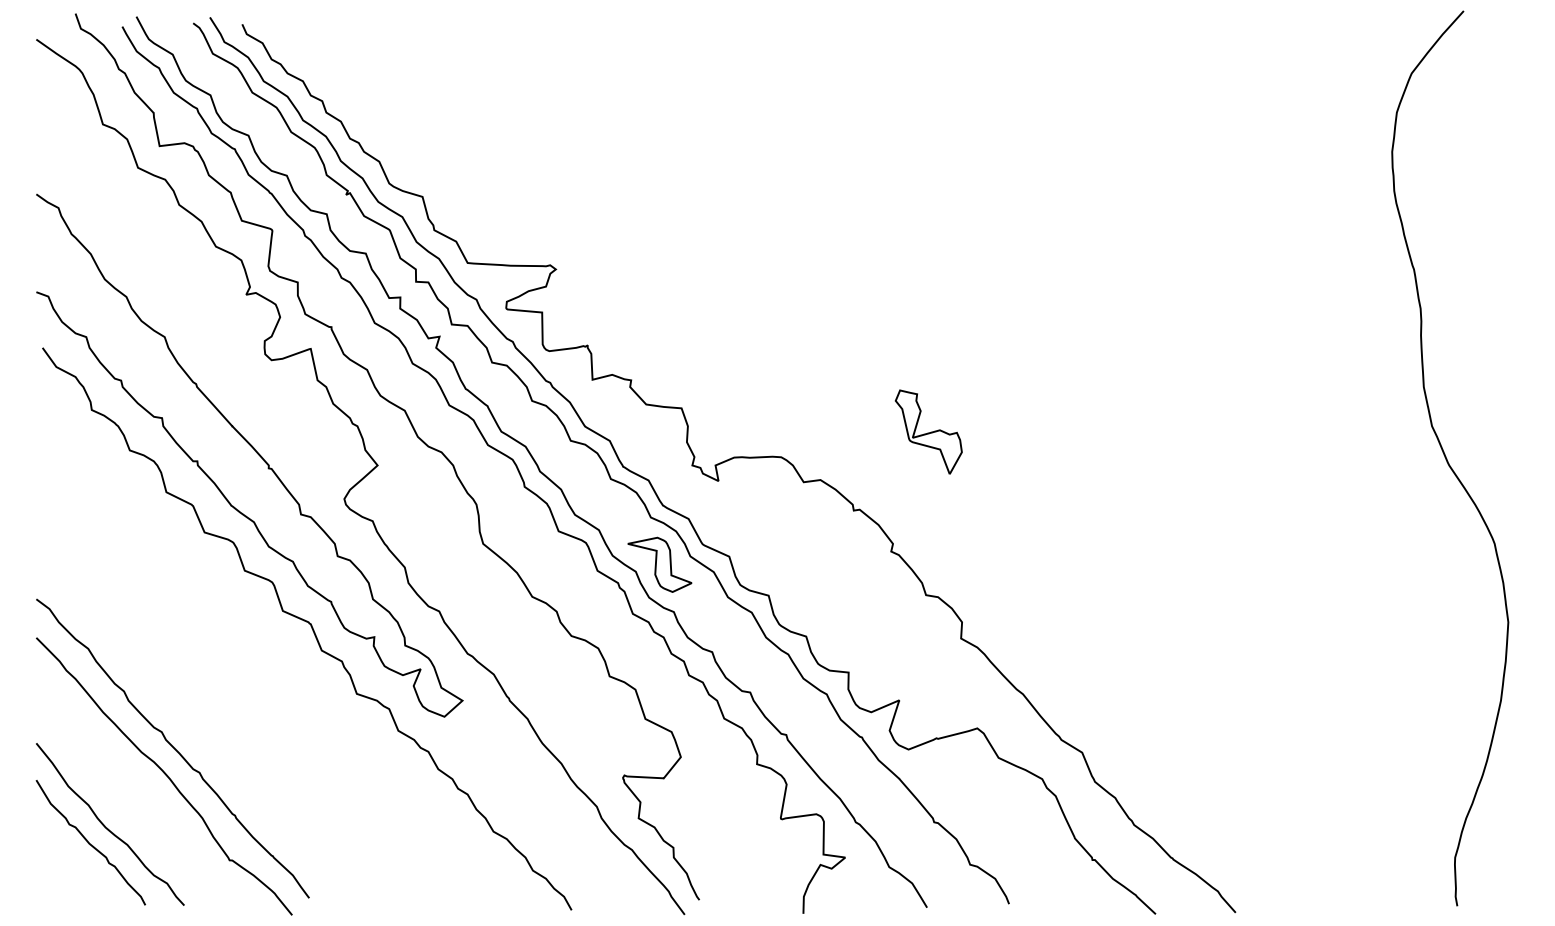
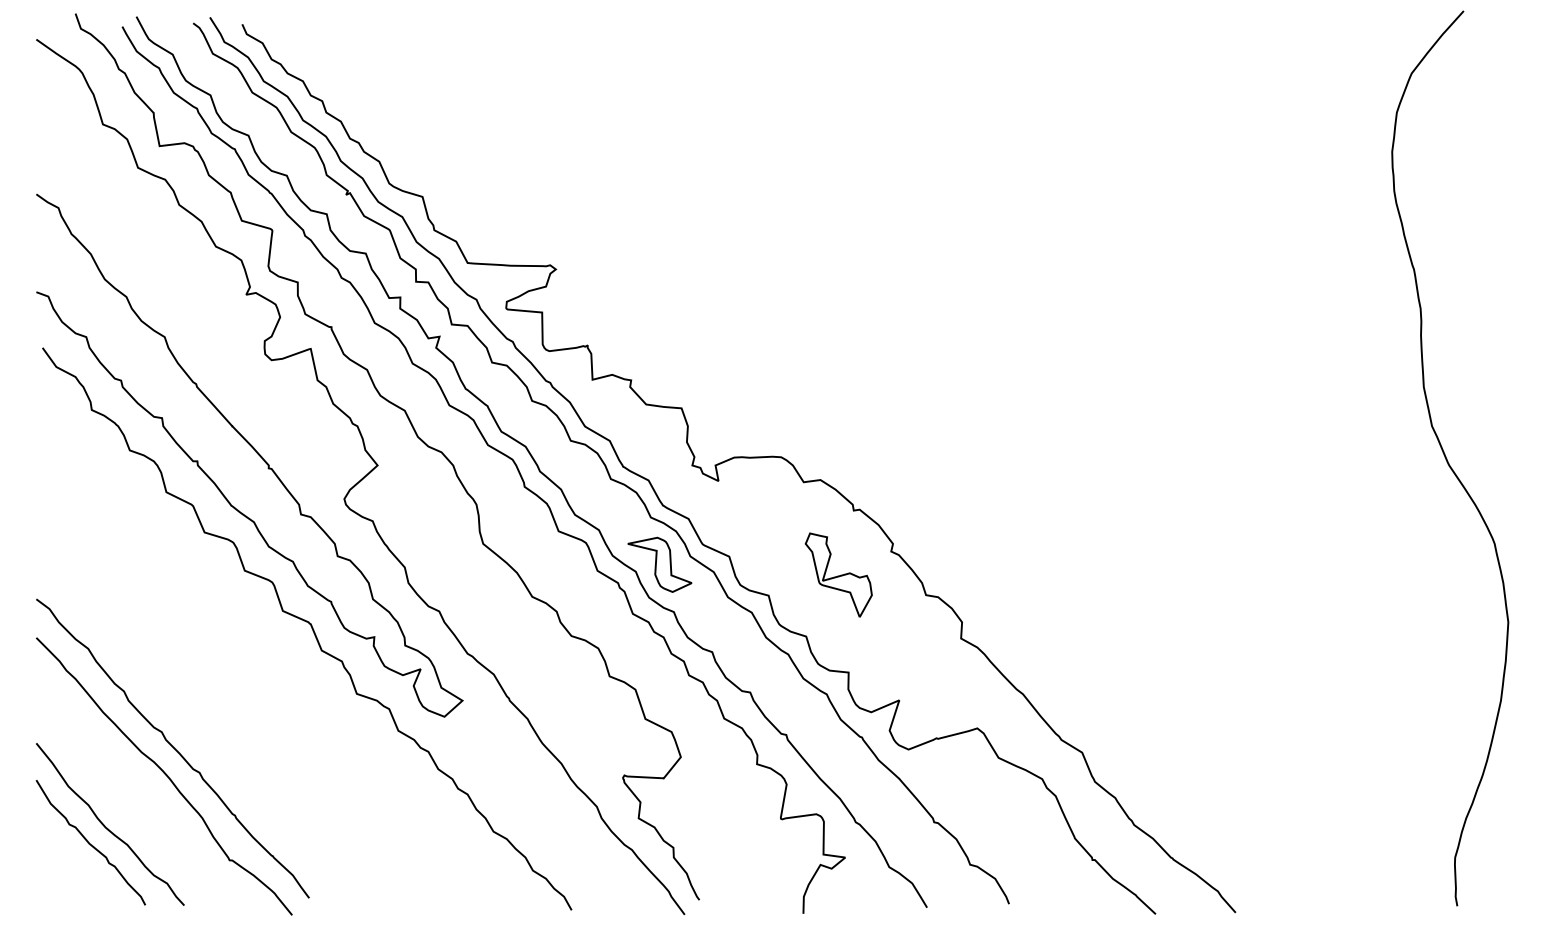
part position: (928, 431) -> (838, 574) (838, 574)
